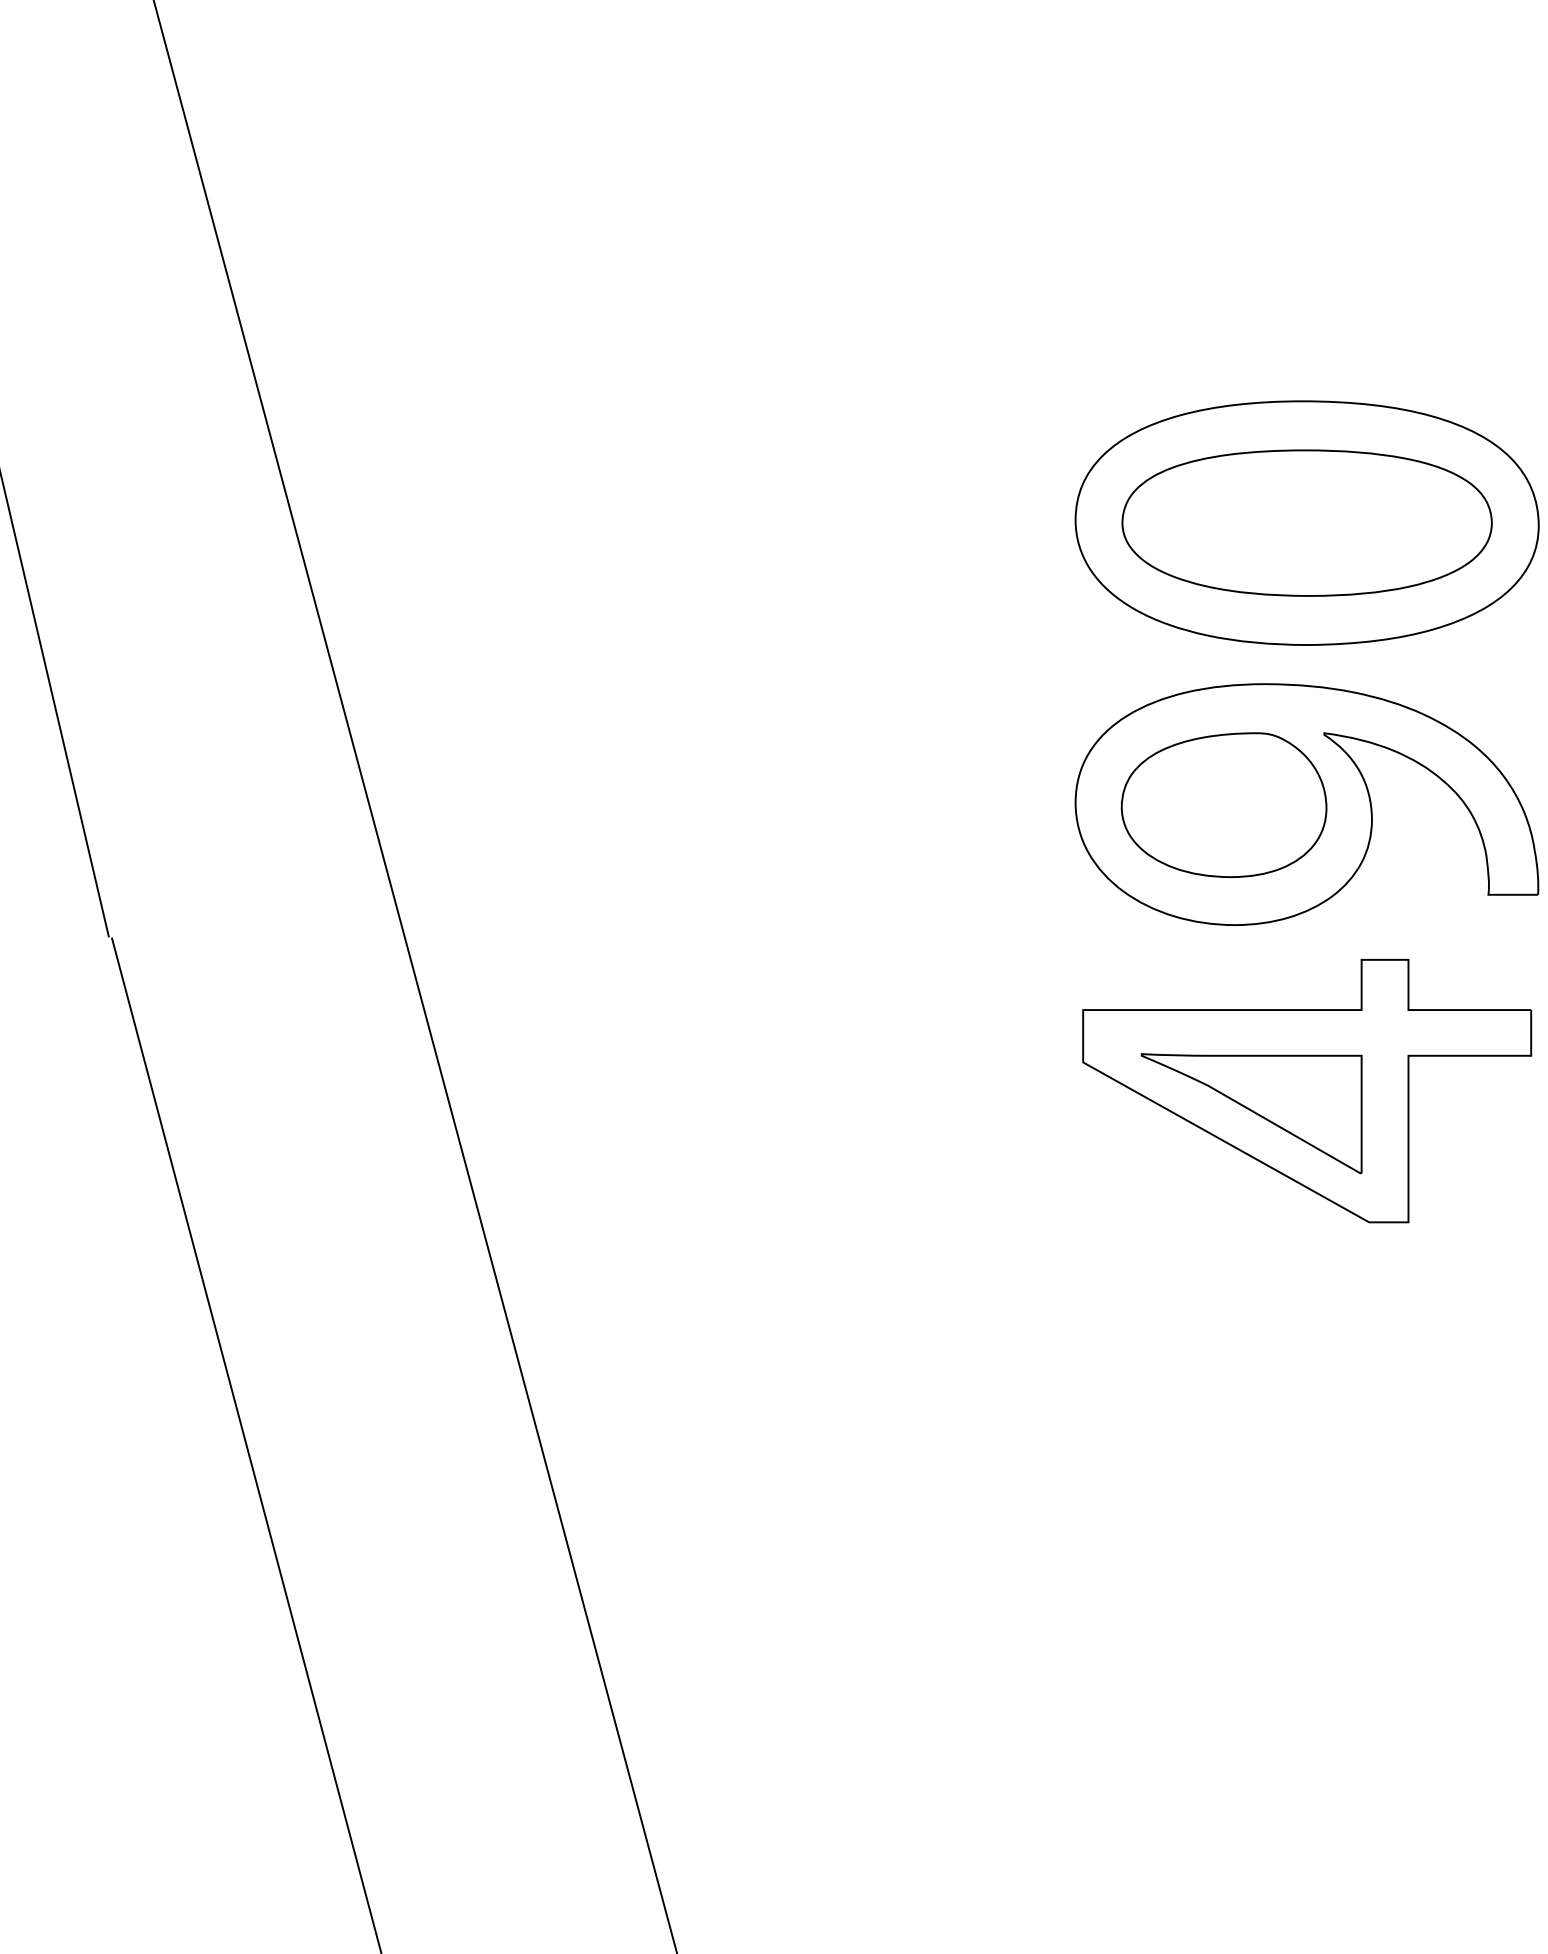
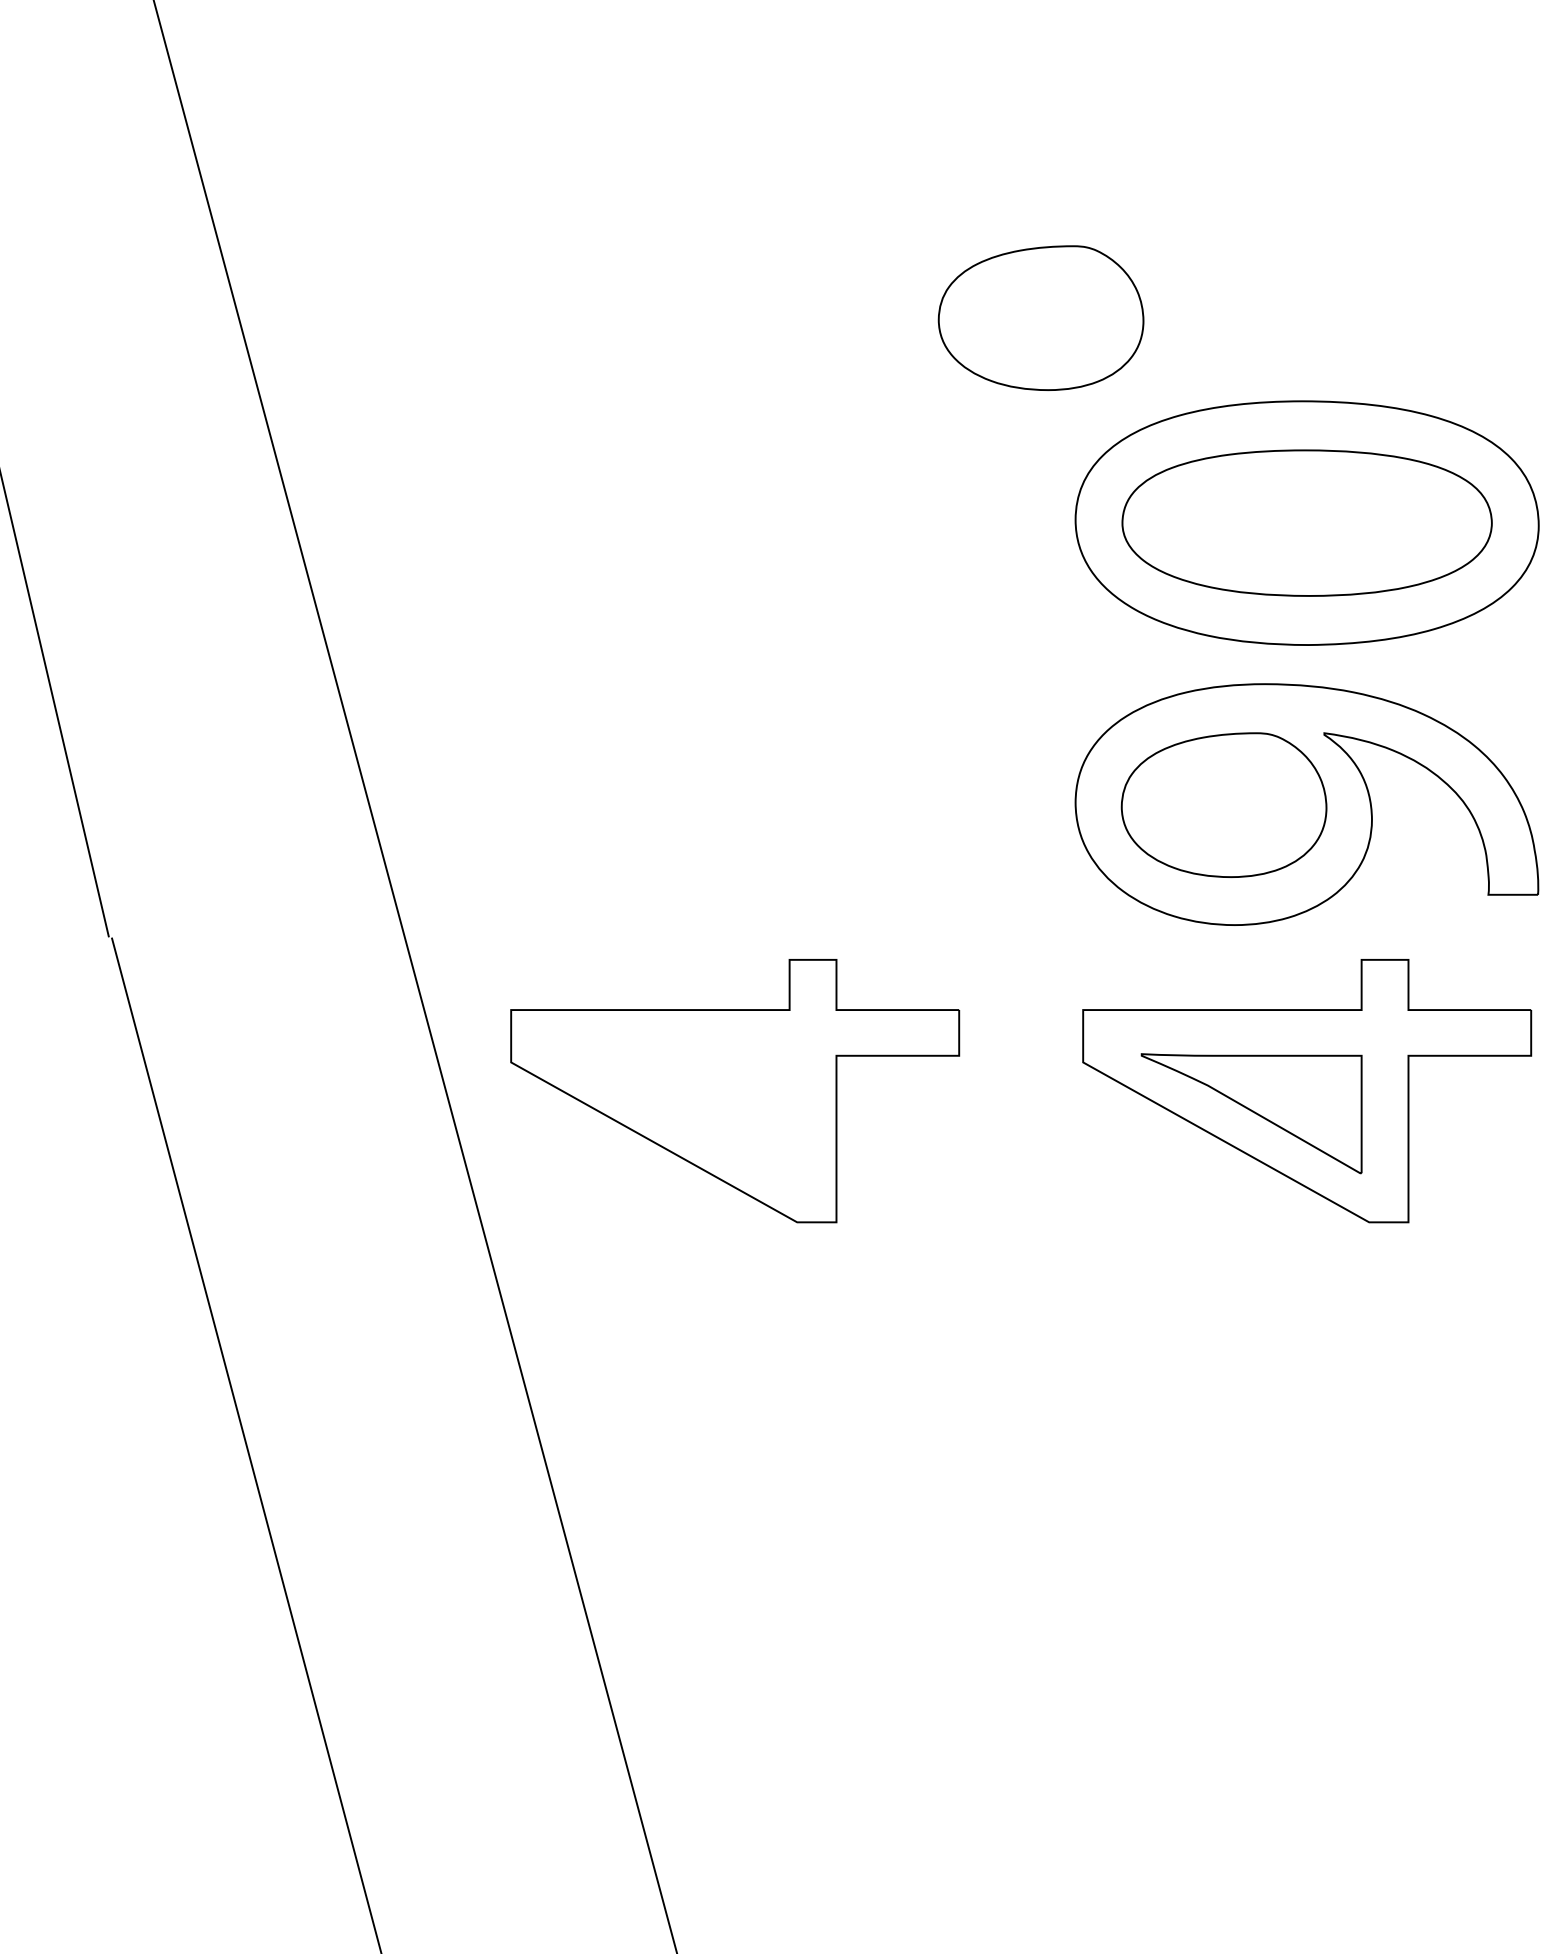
part: none -> present (1040, 317)
part: none -> present (735, 1091)
